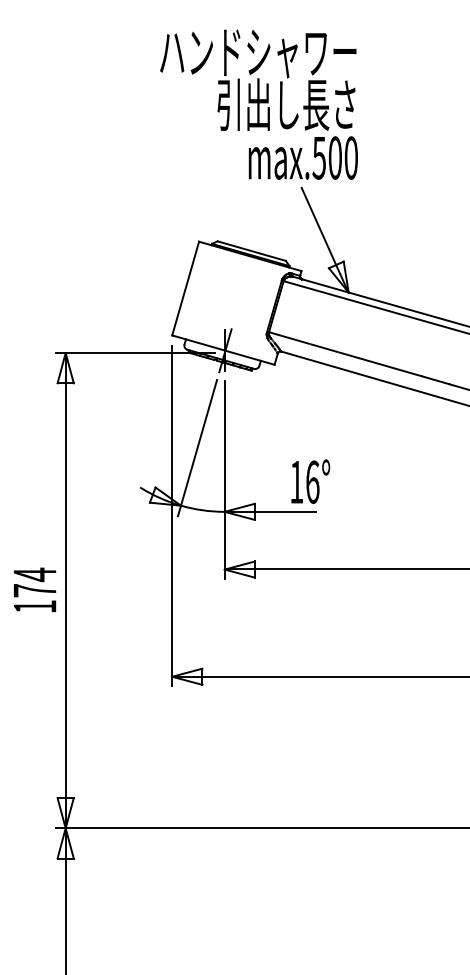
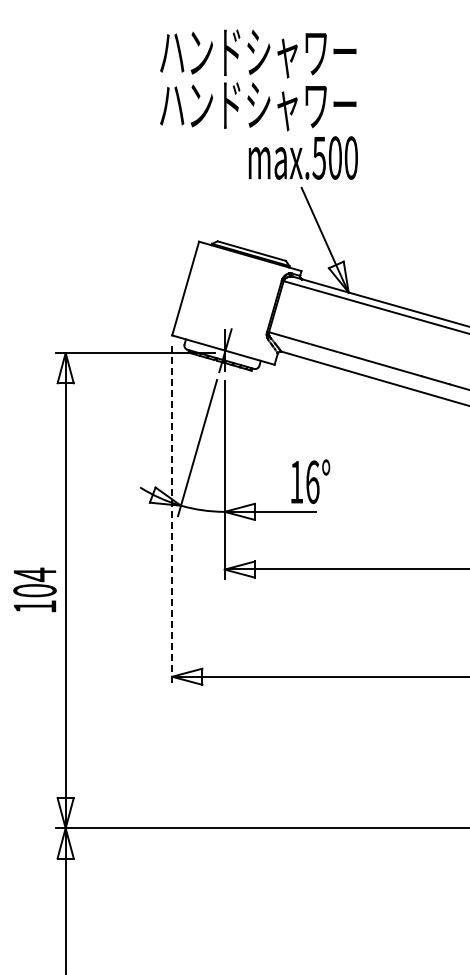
text: 引出し長さ -> ハンドシャワー (258, 104)
line: solid -> dashed (172, 516)
text: 174 -> 104 (34, 590)
